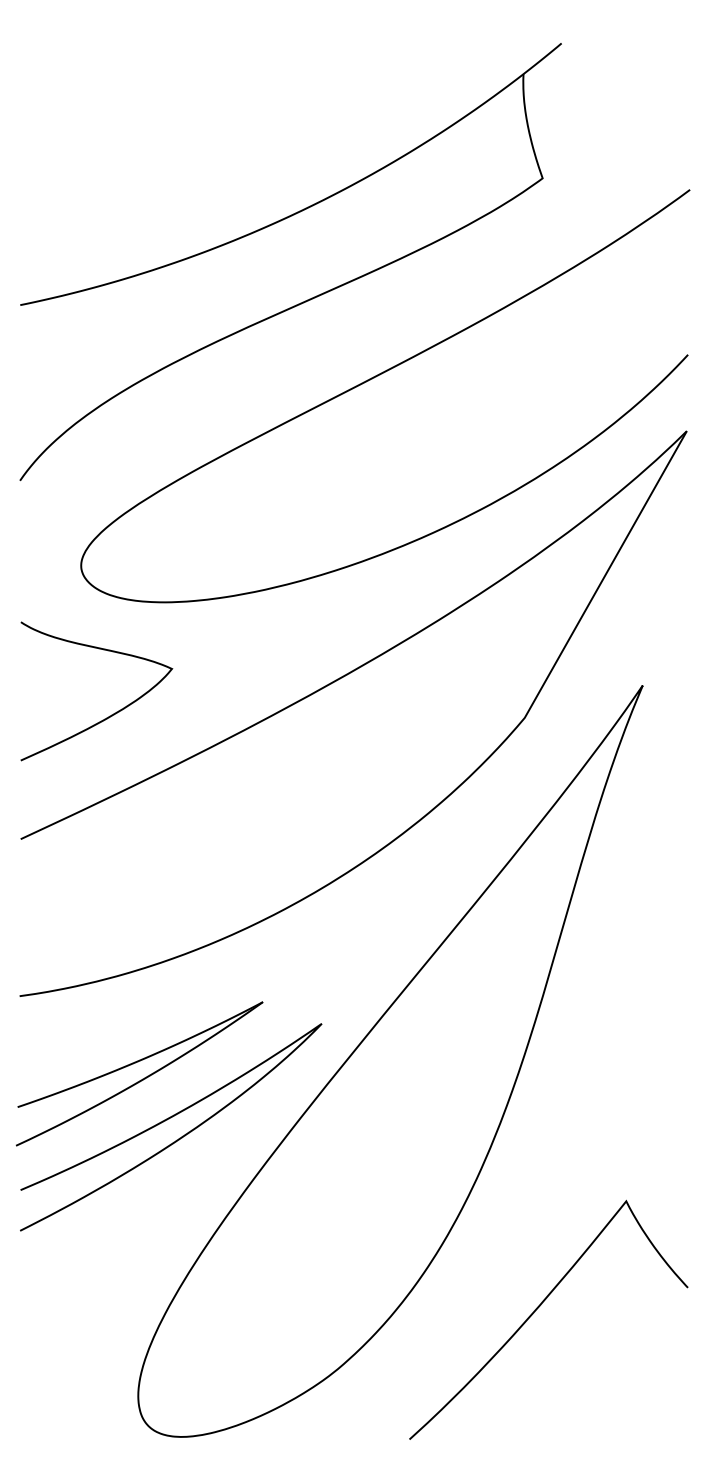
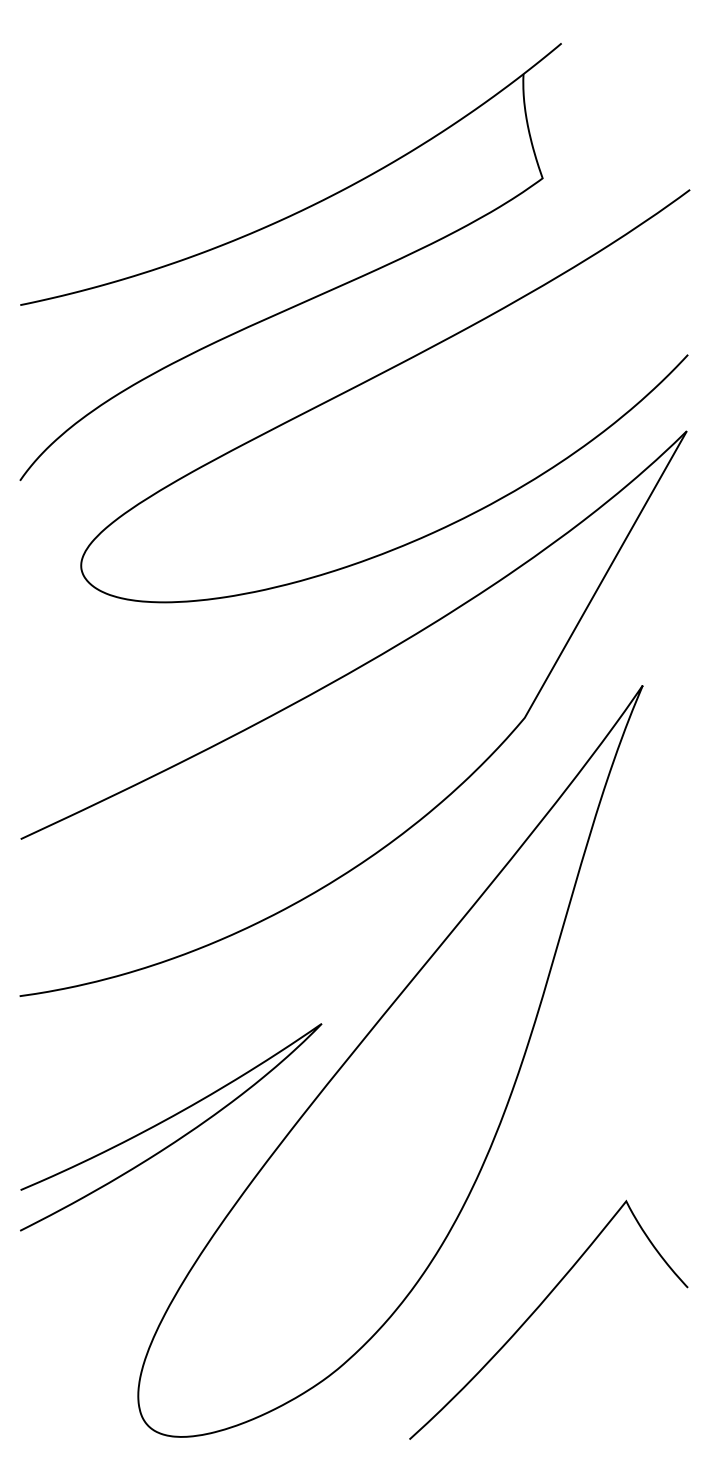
curve: present -> none (109, 715)
part: present -> none (139, 1073)
